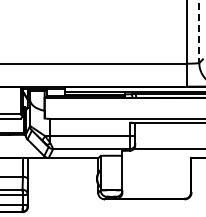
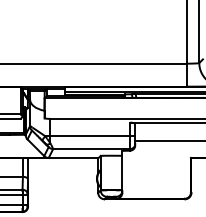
line: dashed -> solid (199, 32)
line position: (168, 148) -> (168, 140) (168, 140)
